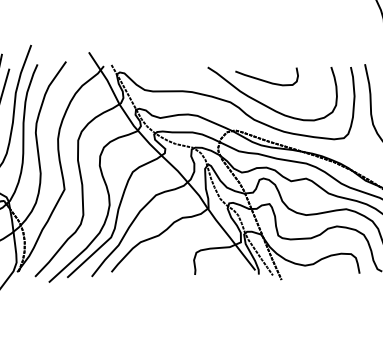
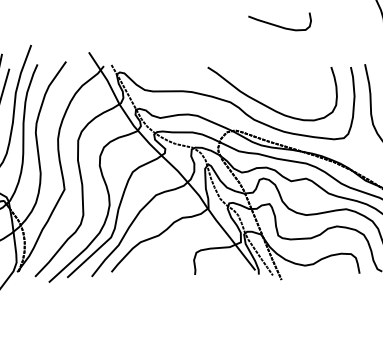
curve position: (266, 80) -> (279, 25) (279, 25)
